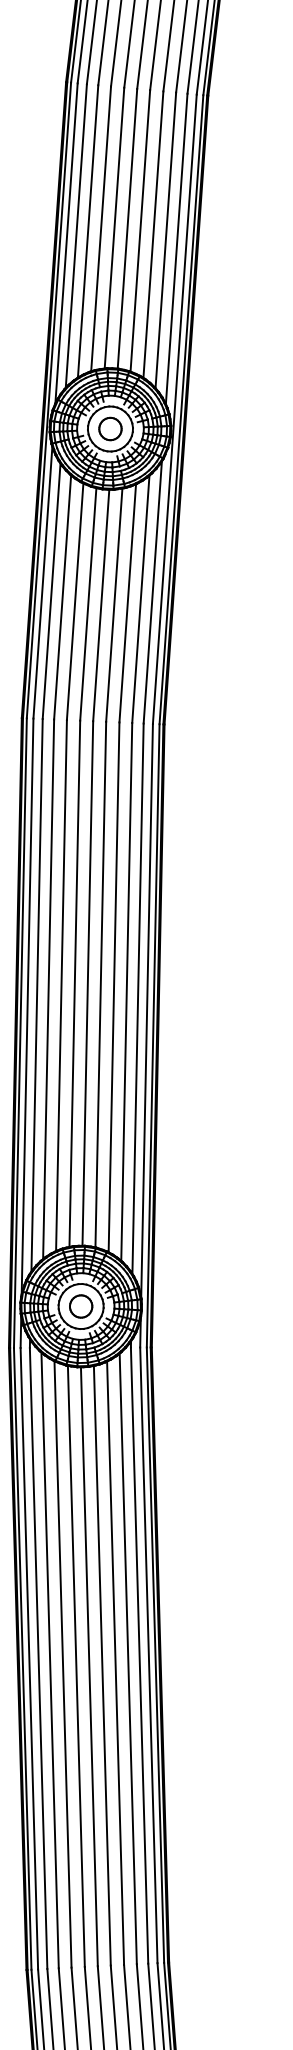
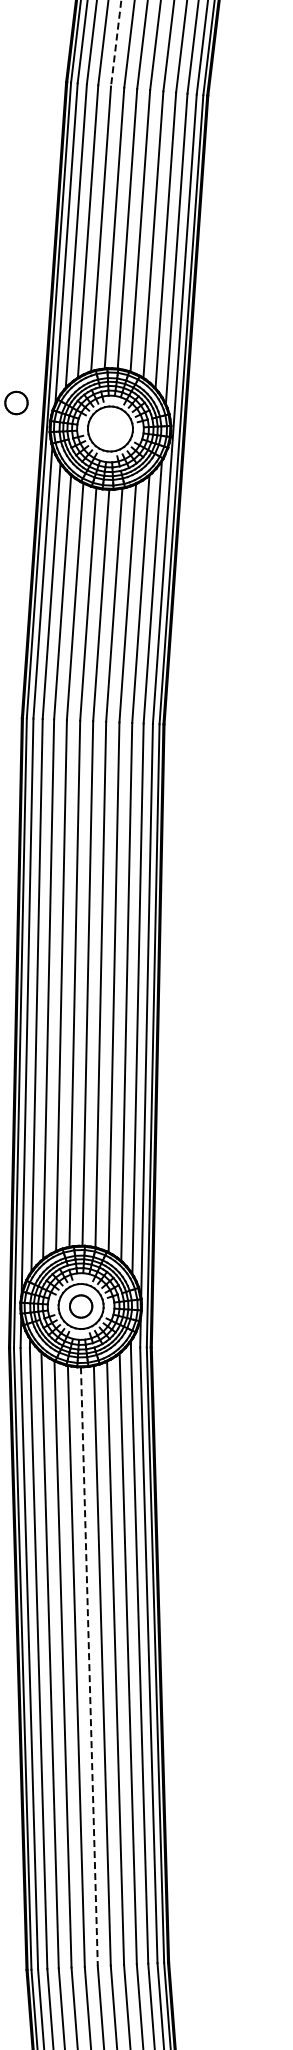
line: solid -> dashed (116, 43)
part position: (110, 428) -> (16, 402) (16, 402)
line: solid -> dashed (89, 1666)
